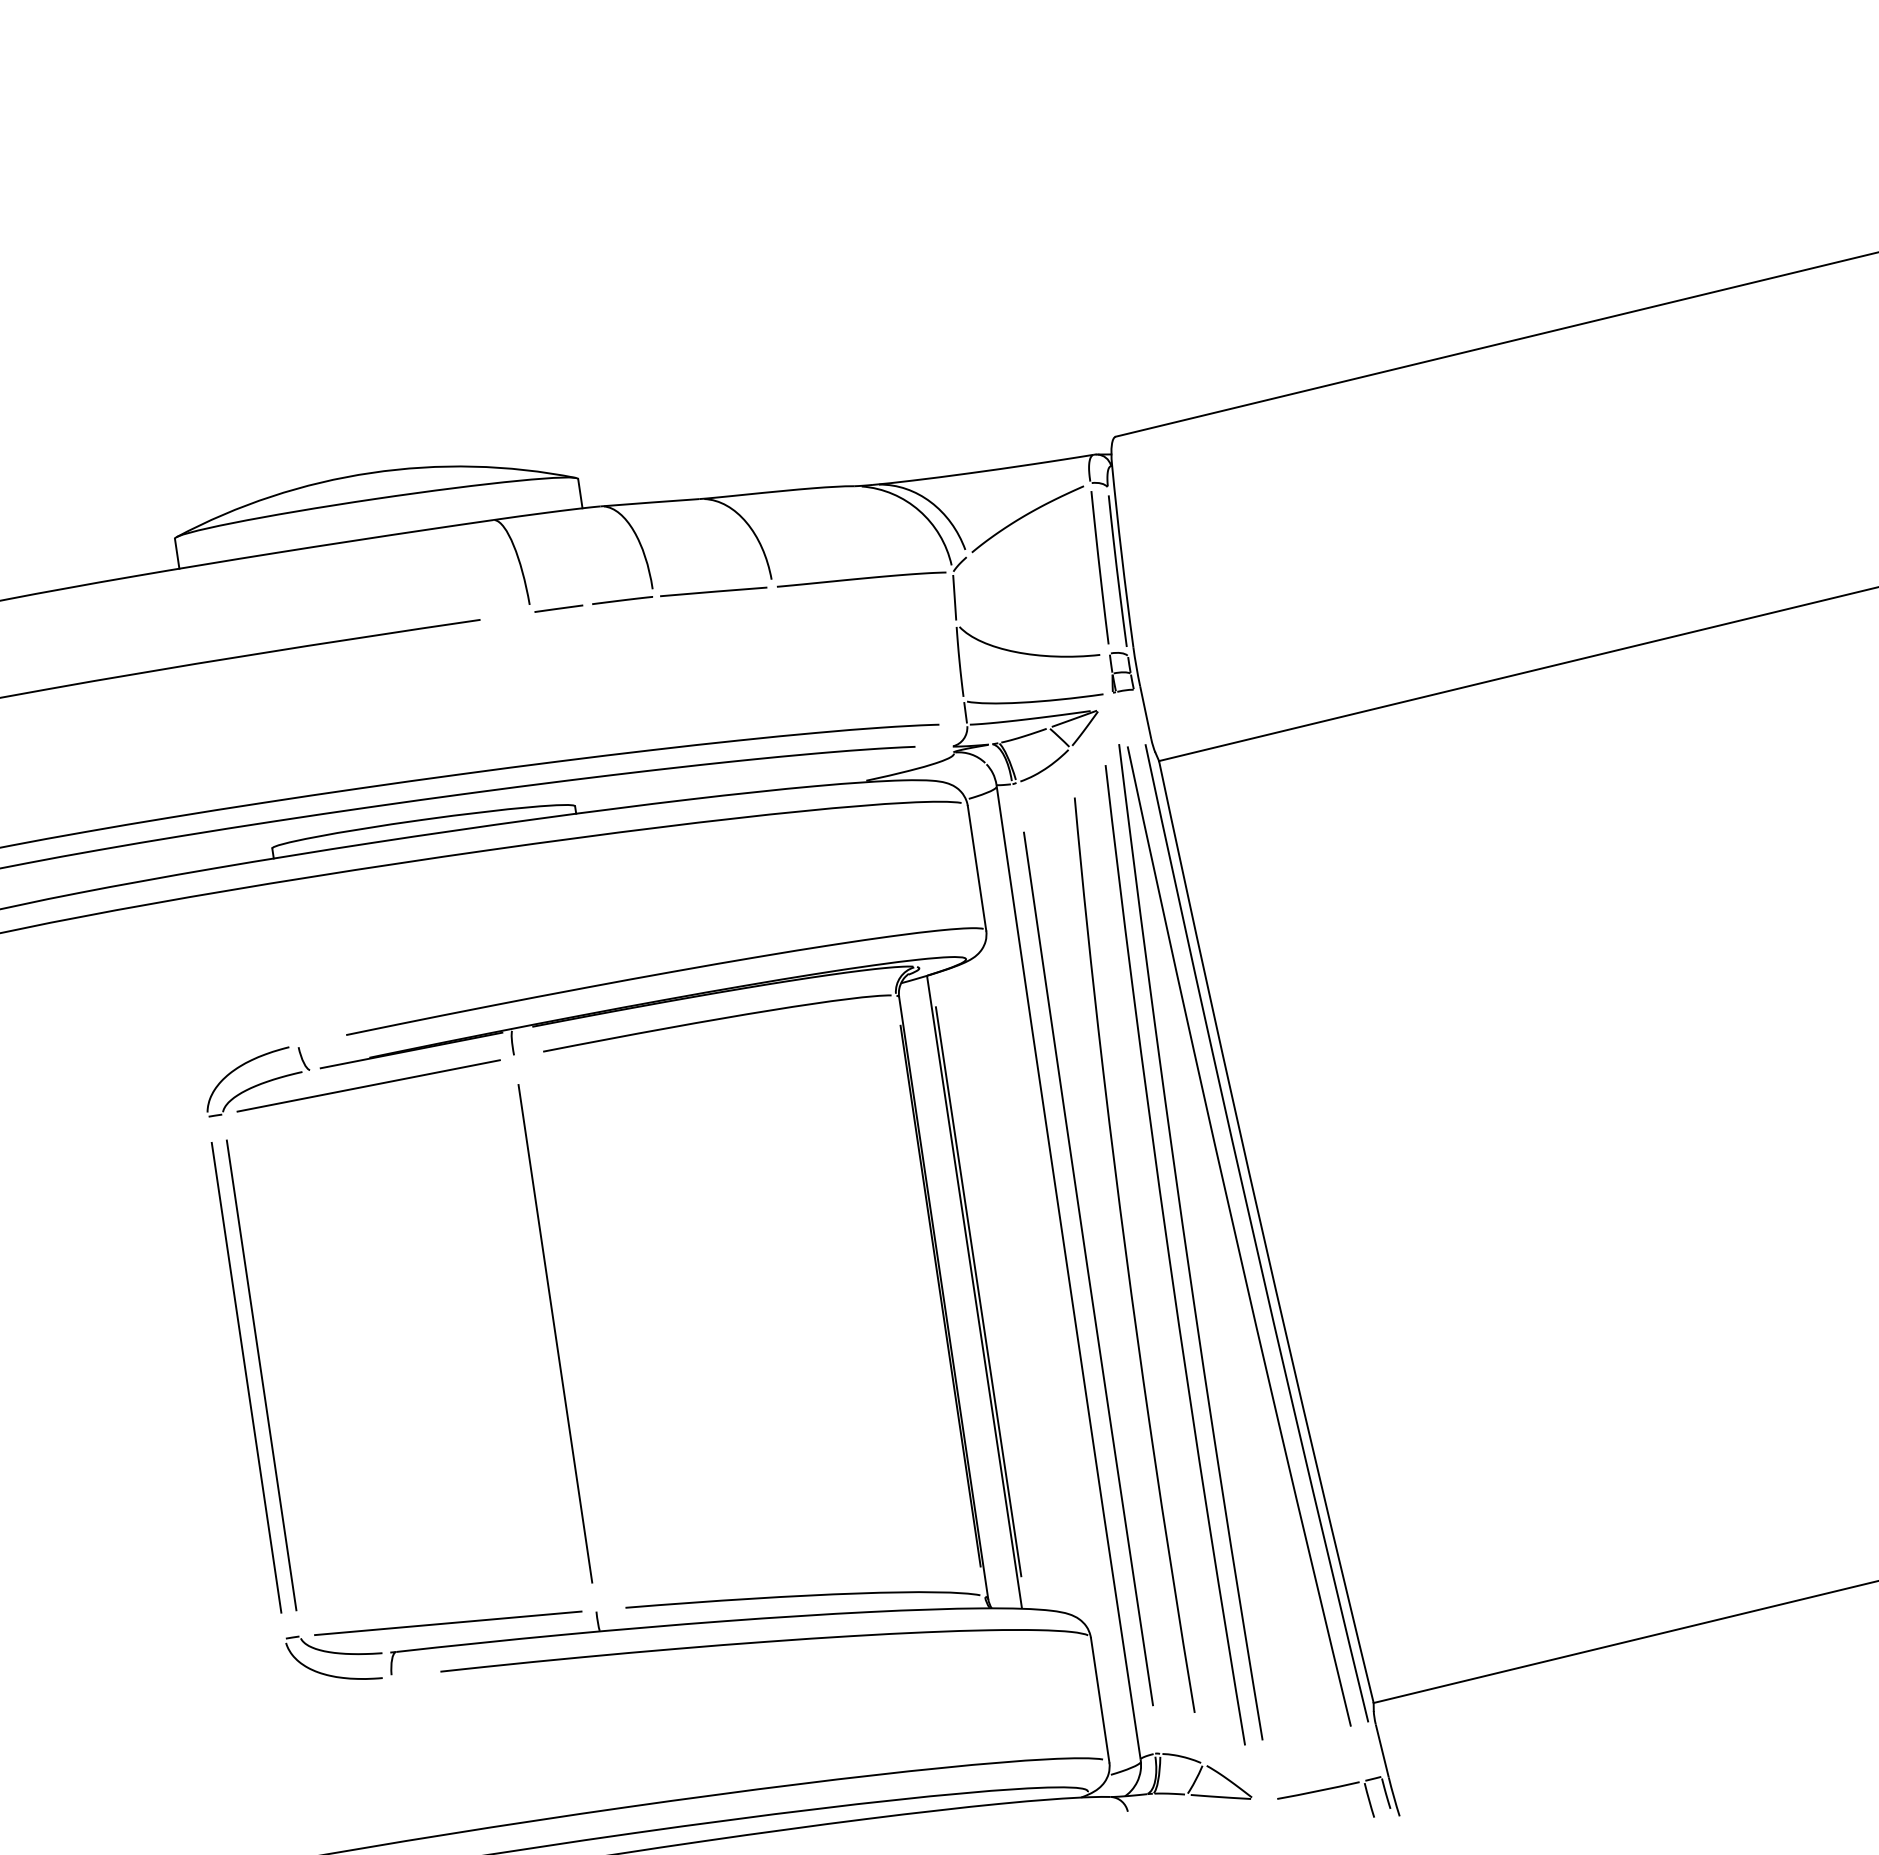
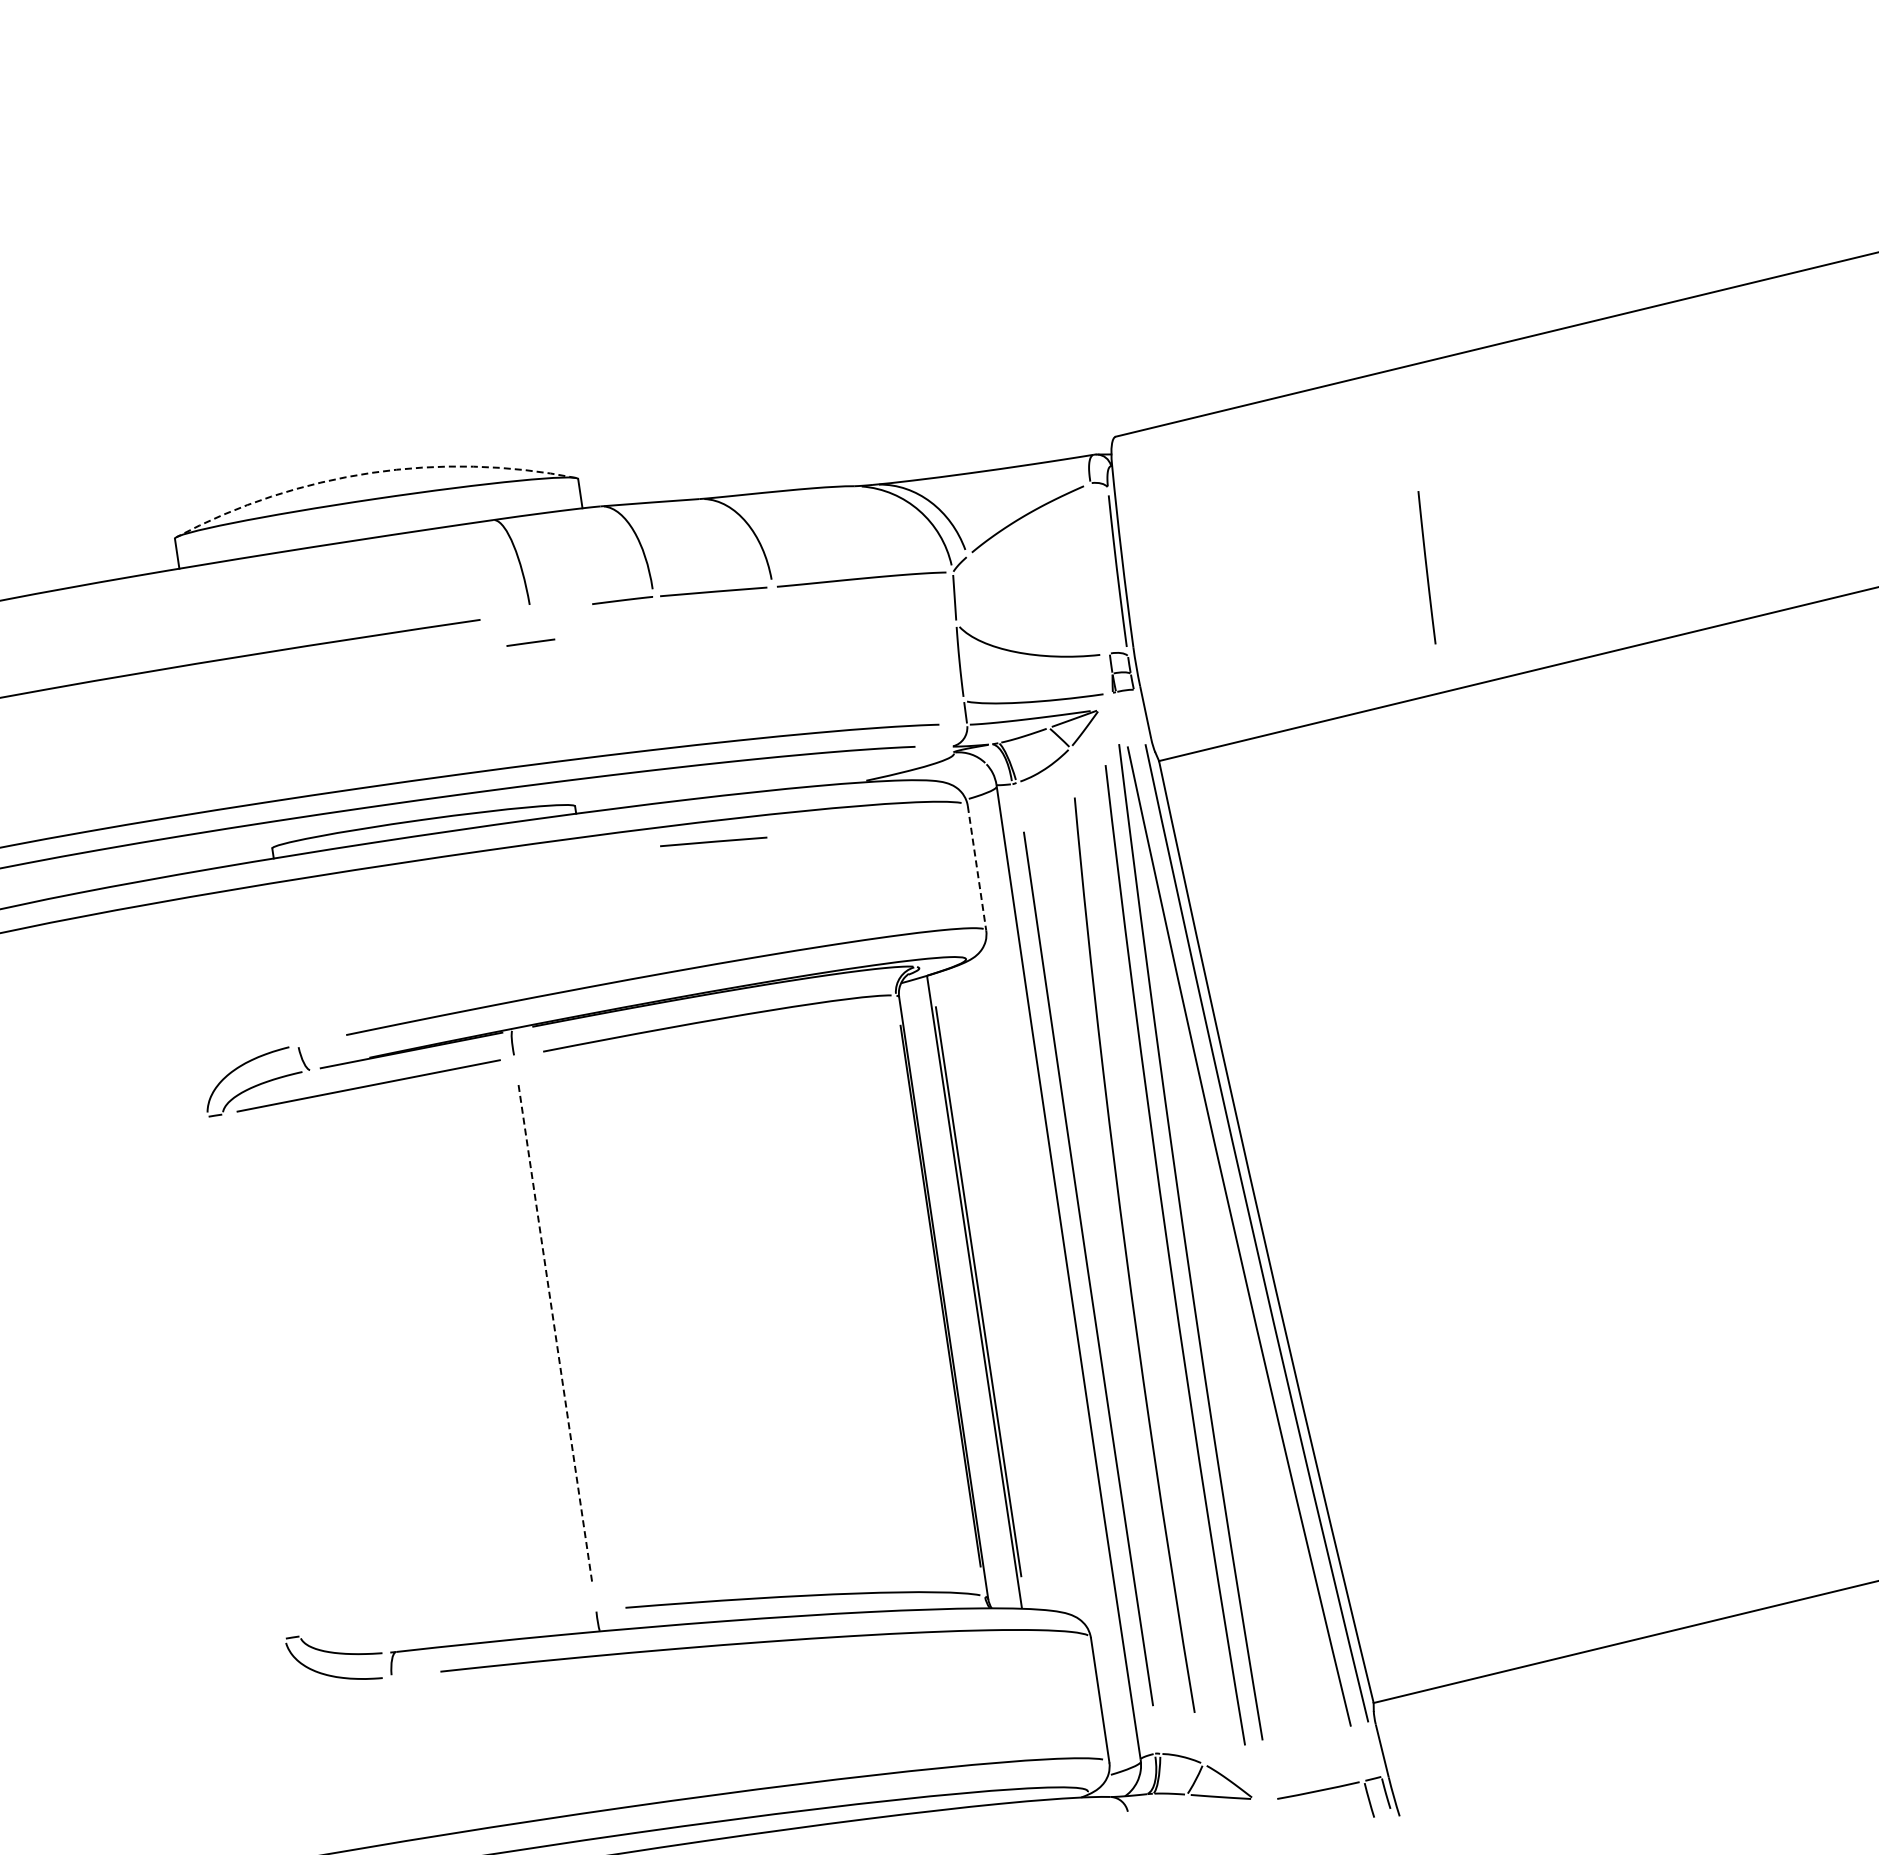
arc: solid -> dashed (371, 472)
line position: (1099, 567) -> (1426, 567) (1426, 567)
line position: (558, 608) -> (530, 642) (530, 642)
line: none -> present (713, 841)
line: solid -> dashed (977, 868)
line: solid -> dashed (555, 1334)
line: present -> none (261, 1375)
line: present -> none (246, 1377)
line: present -> none (448, 1623)
